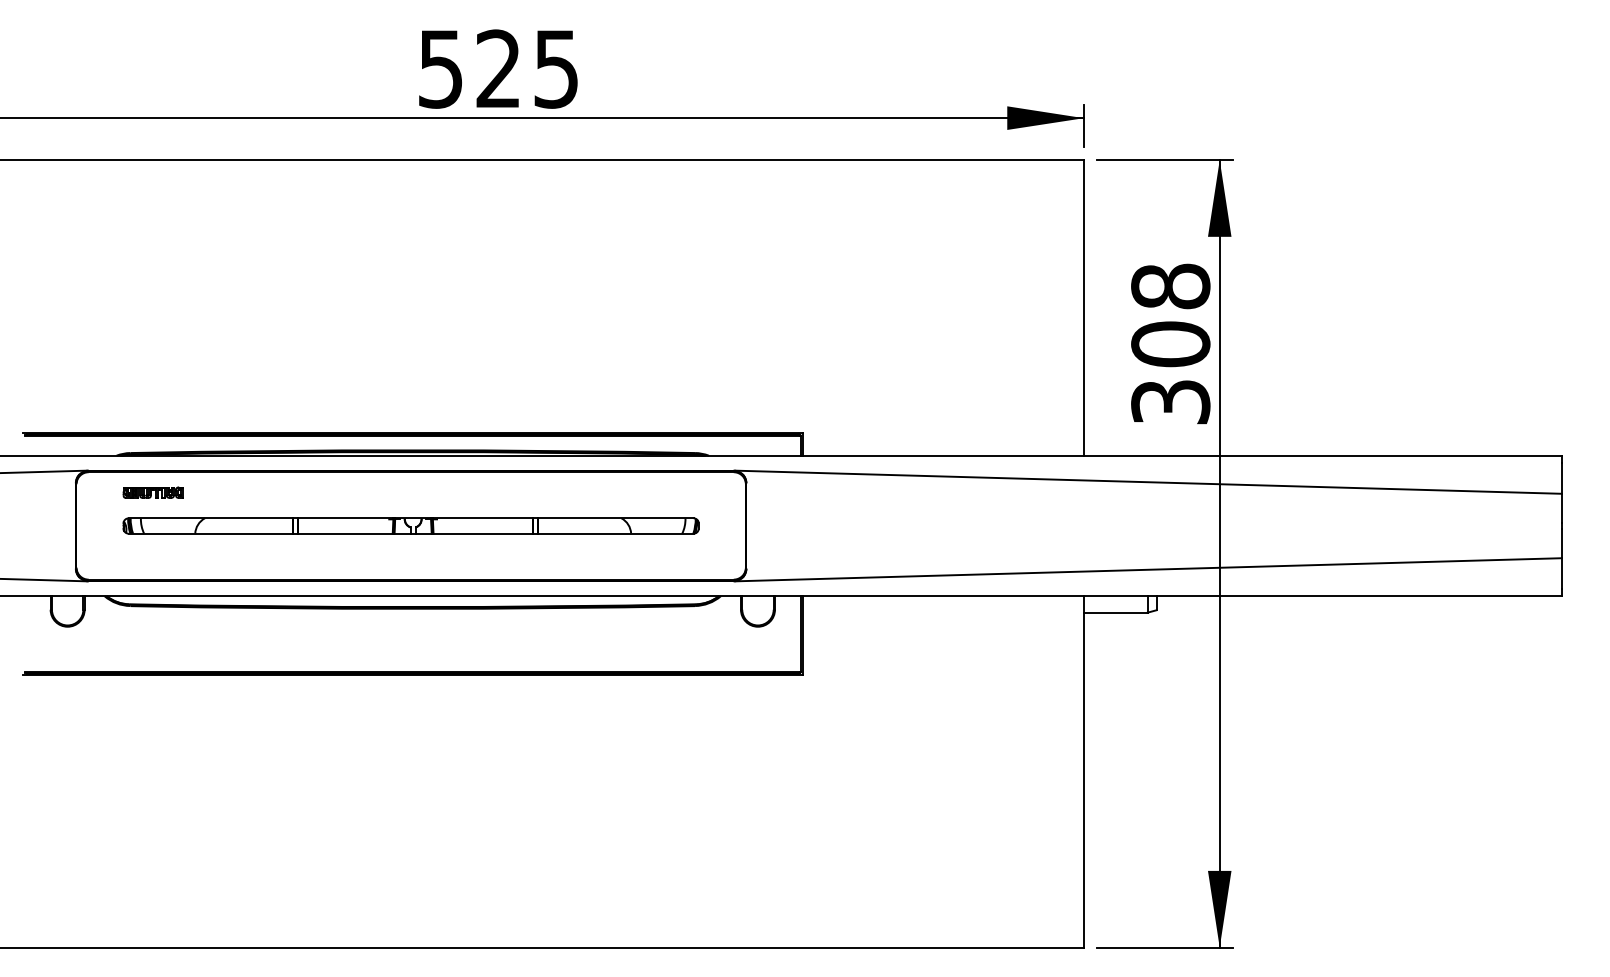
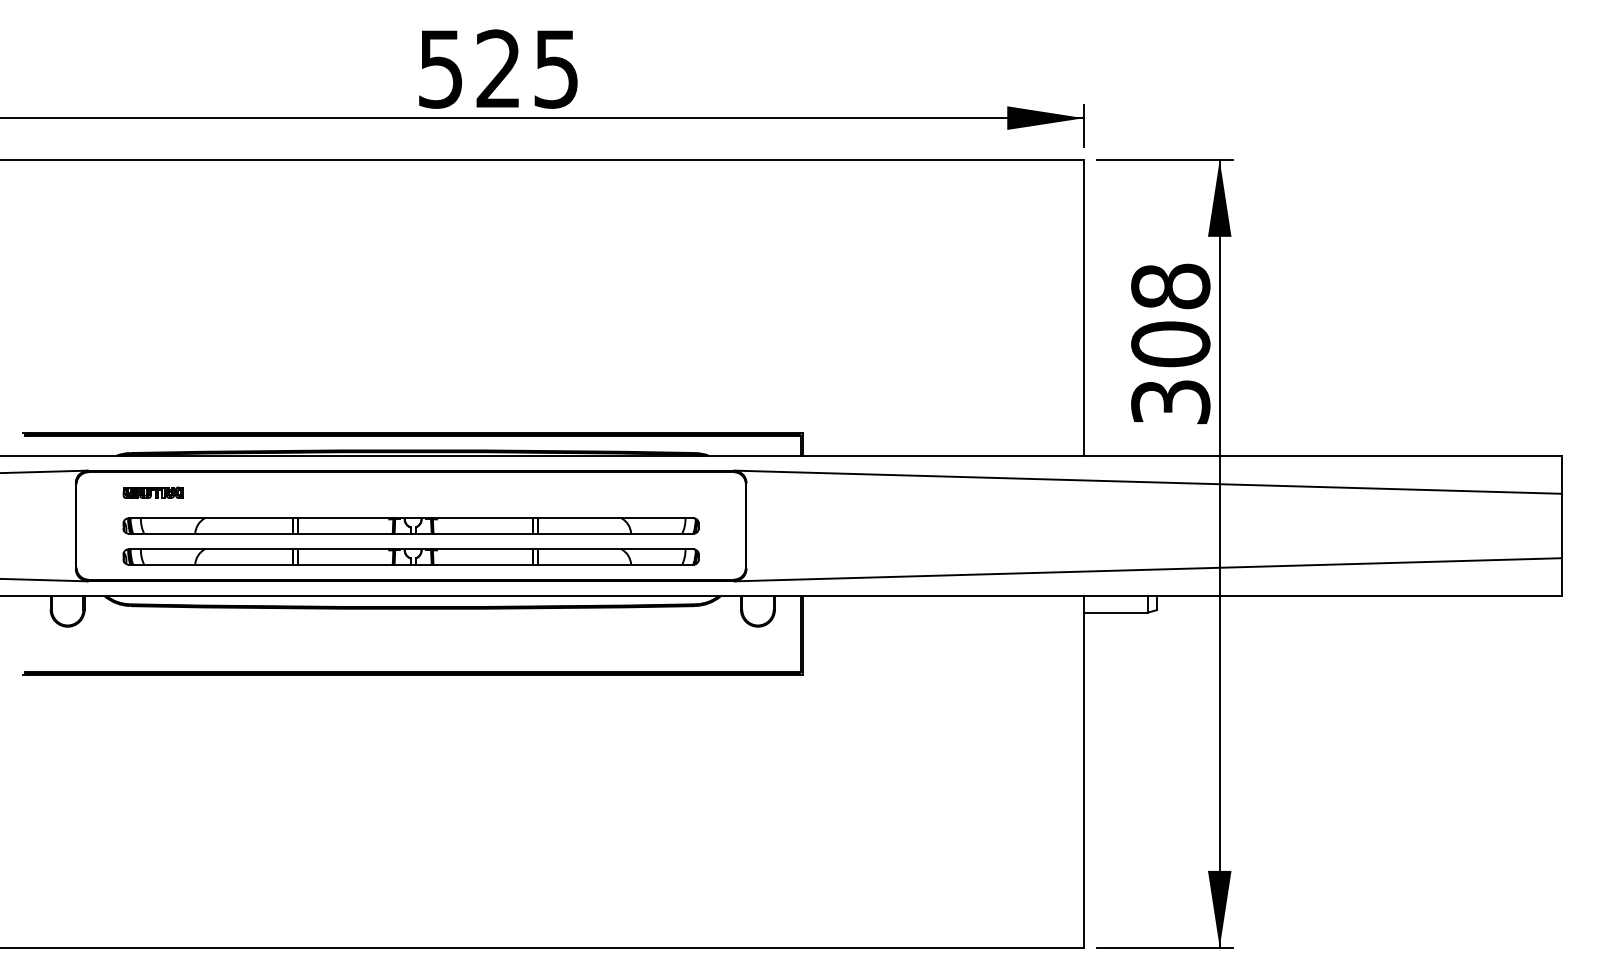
part: none -> present (410, 556)
